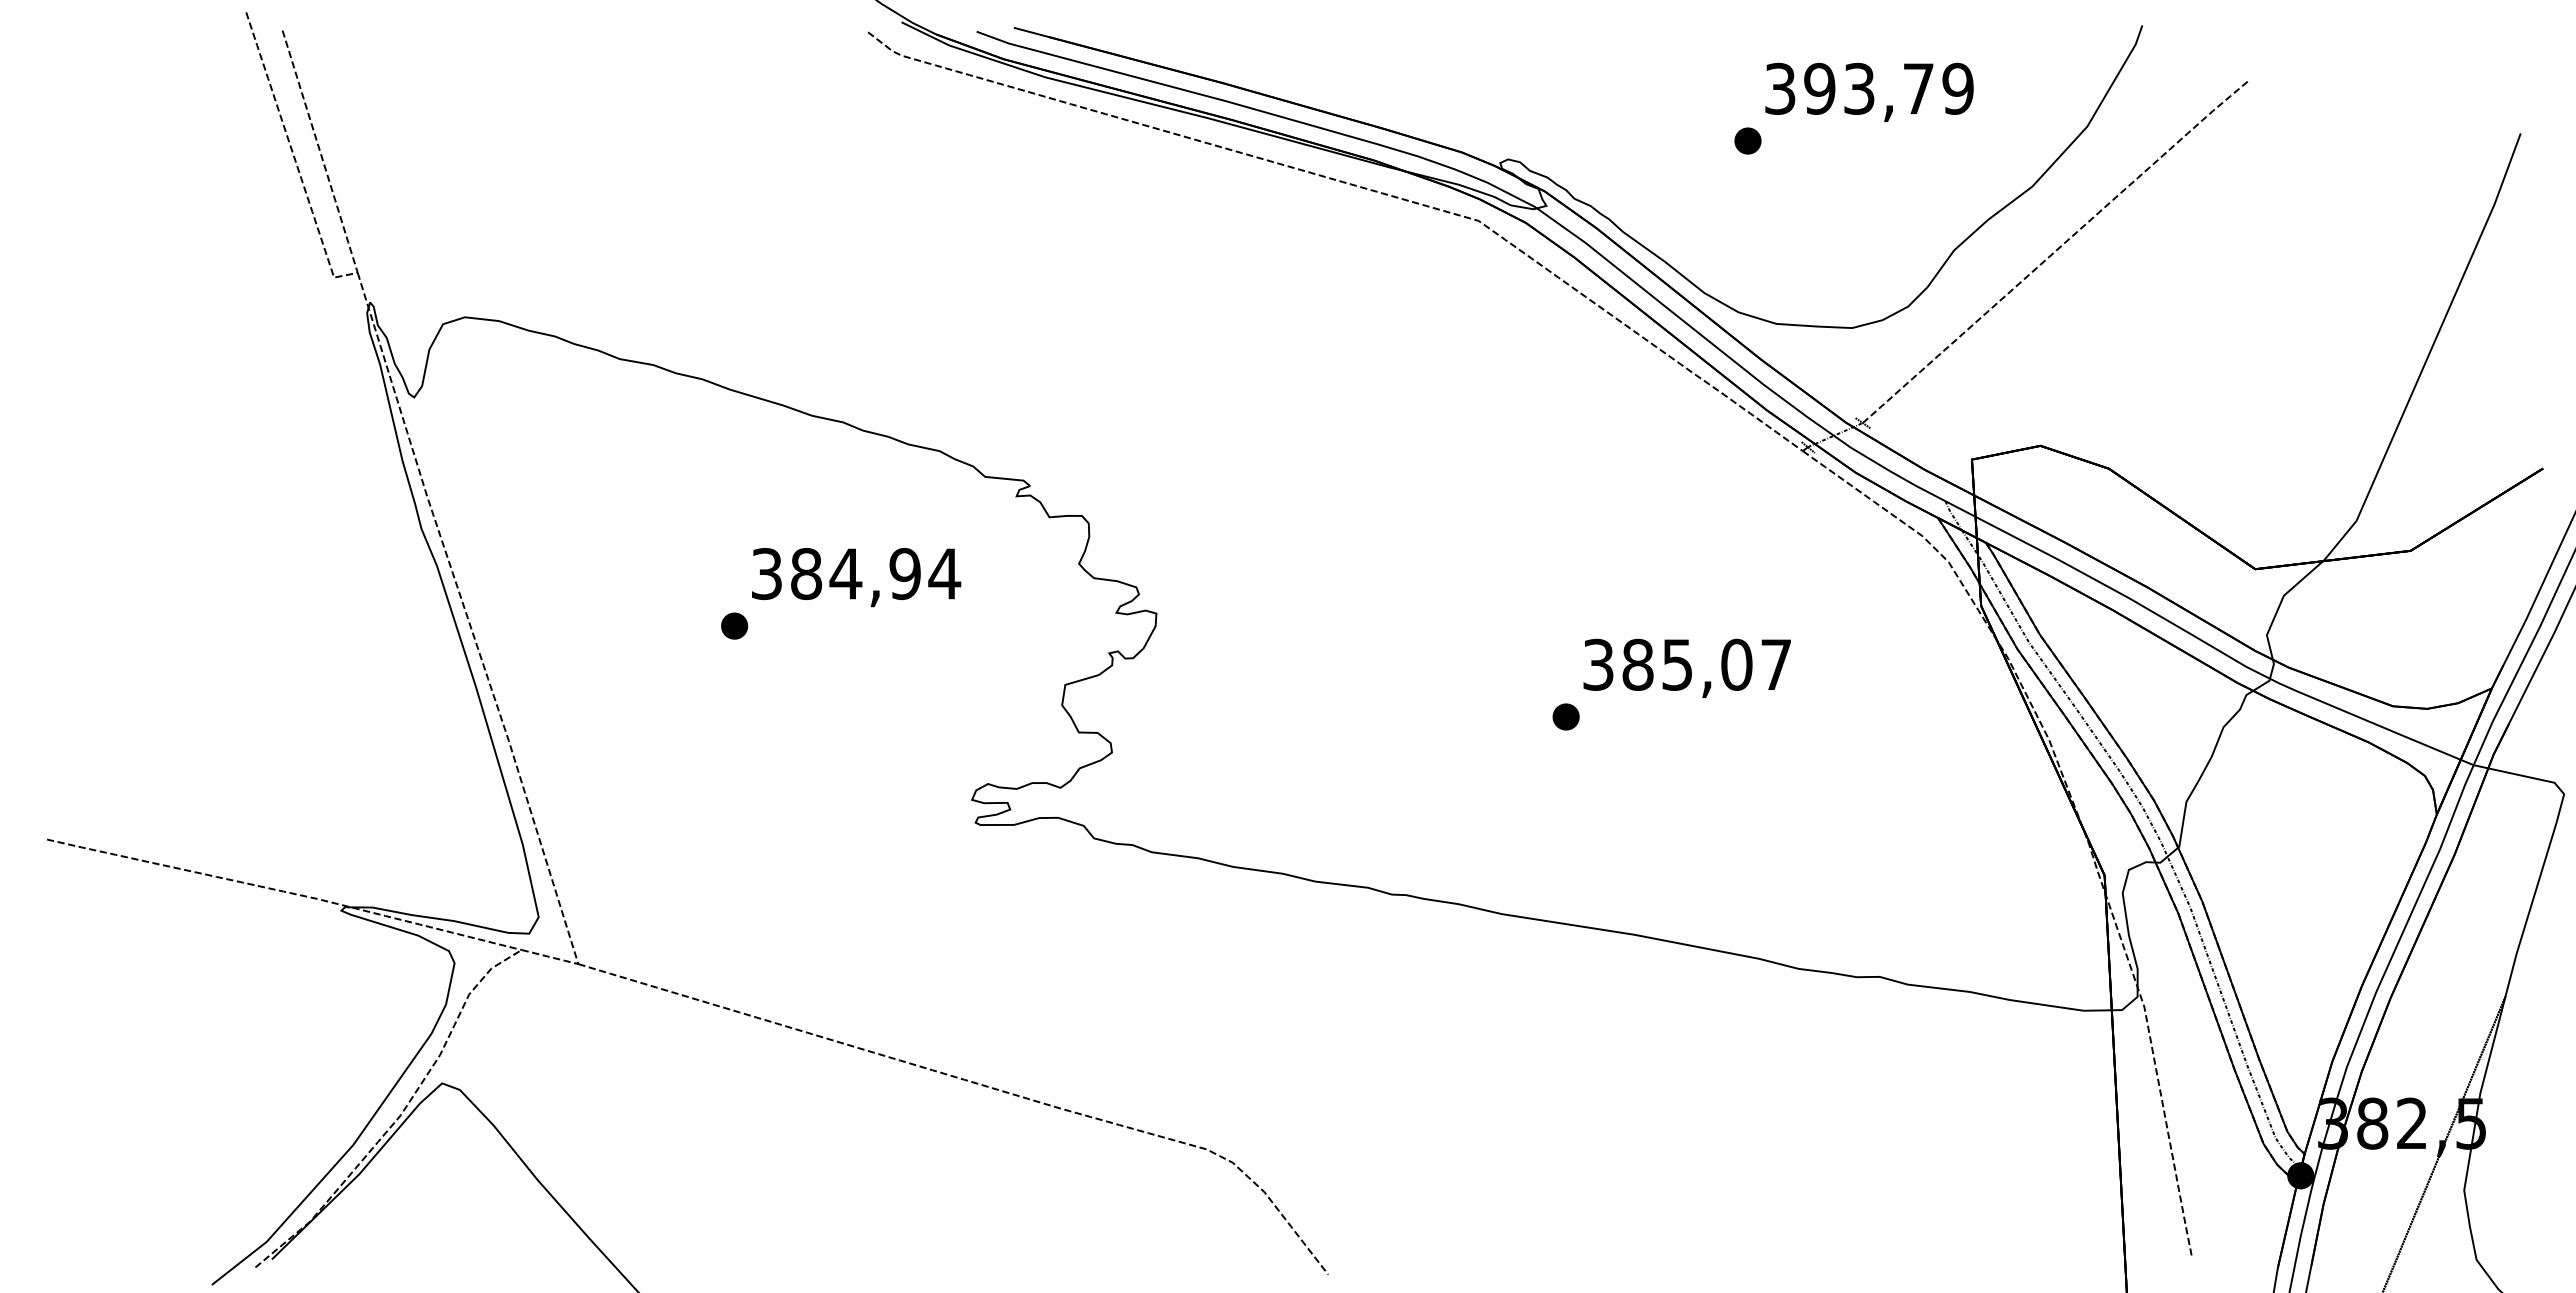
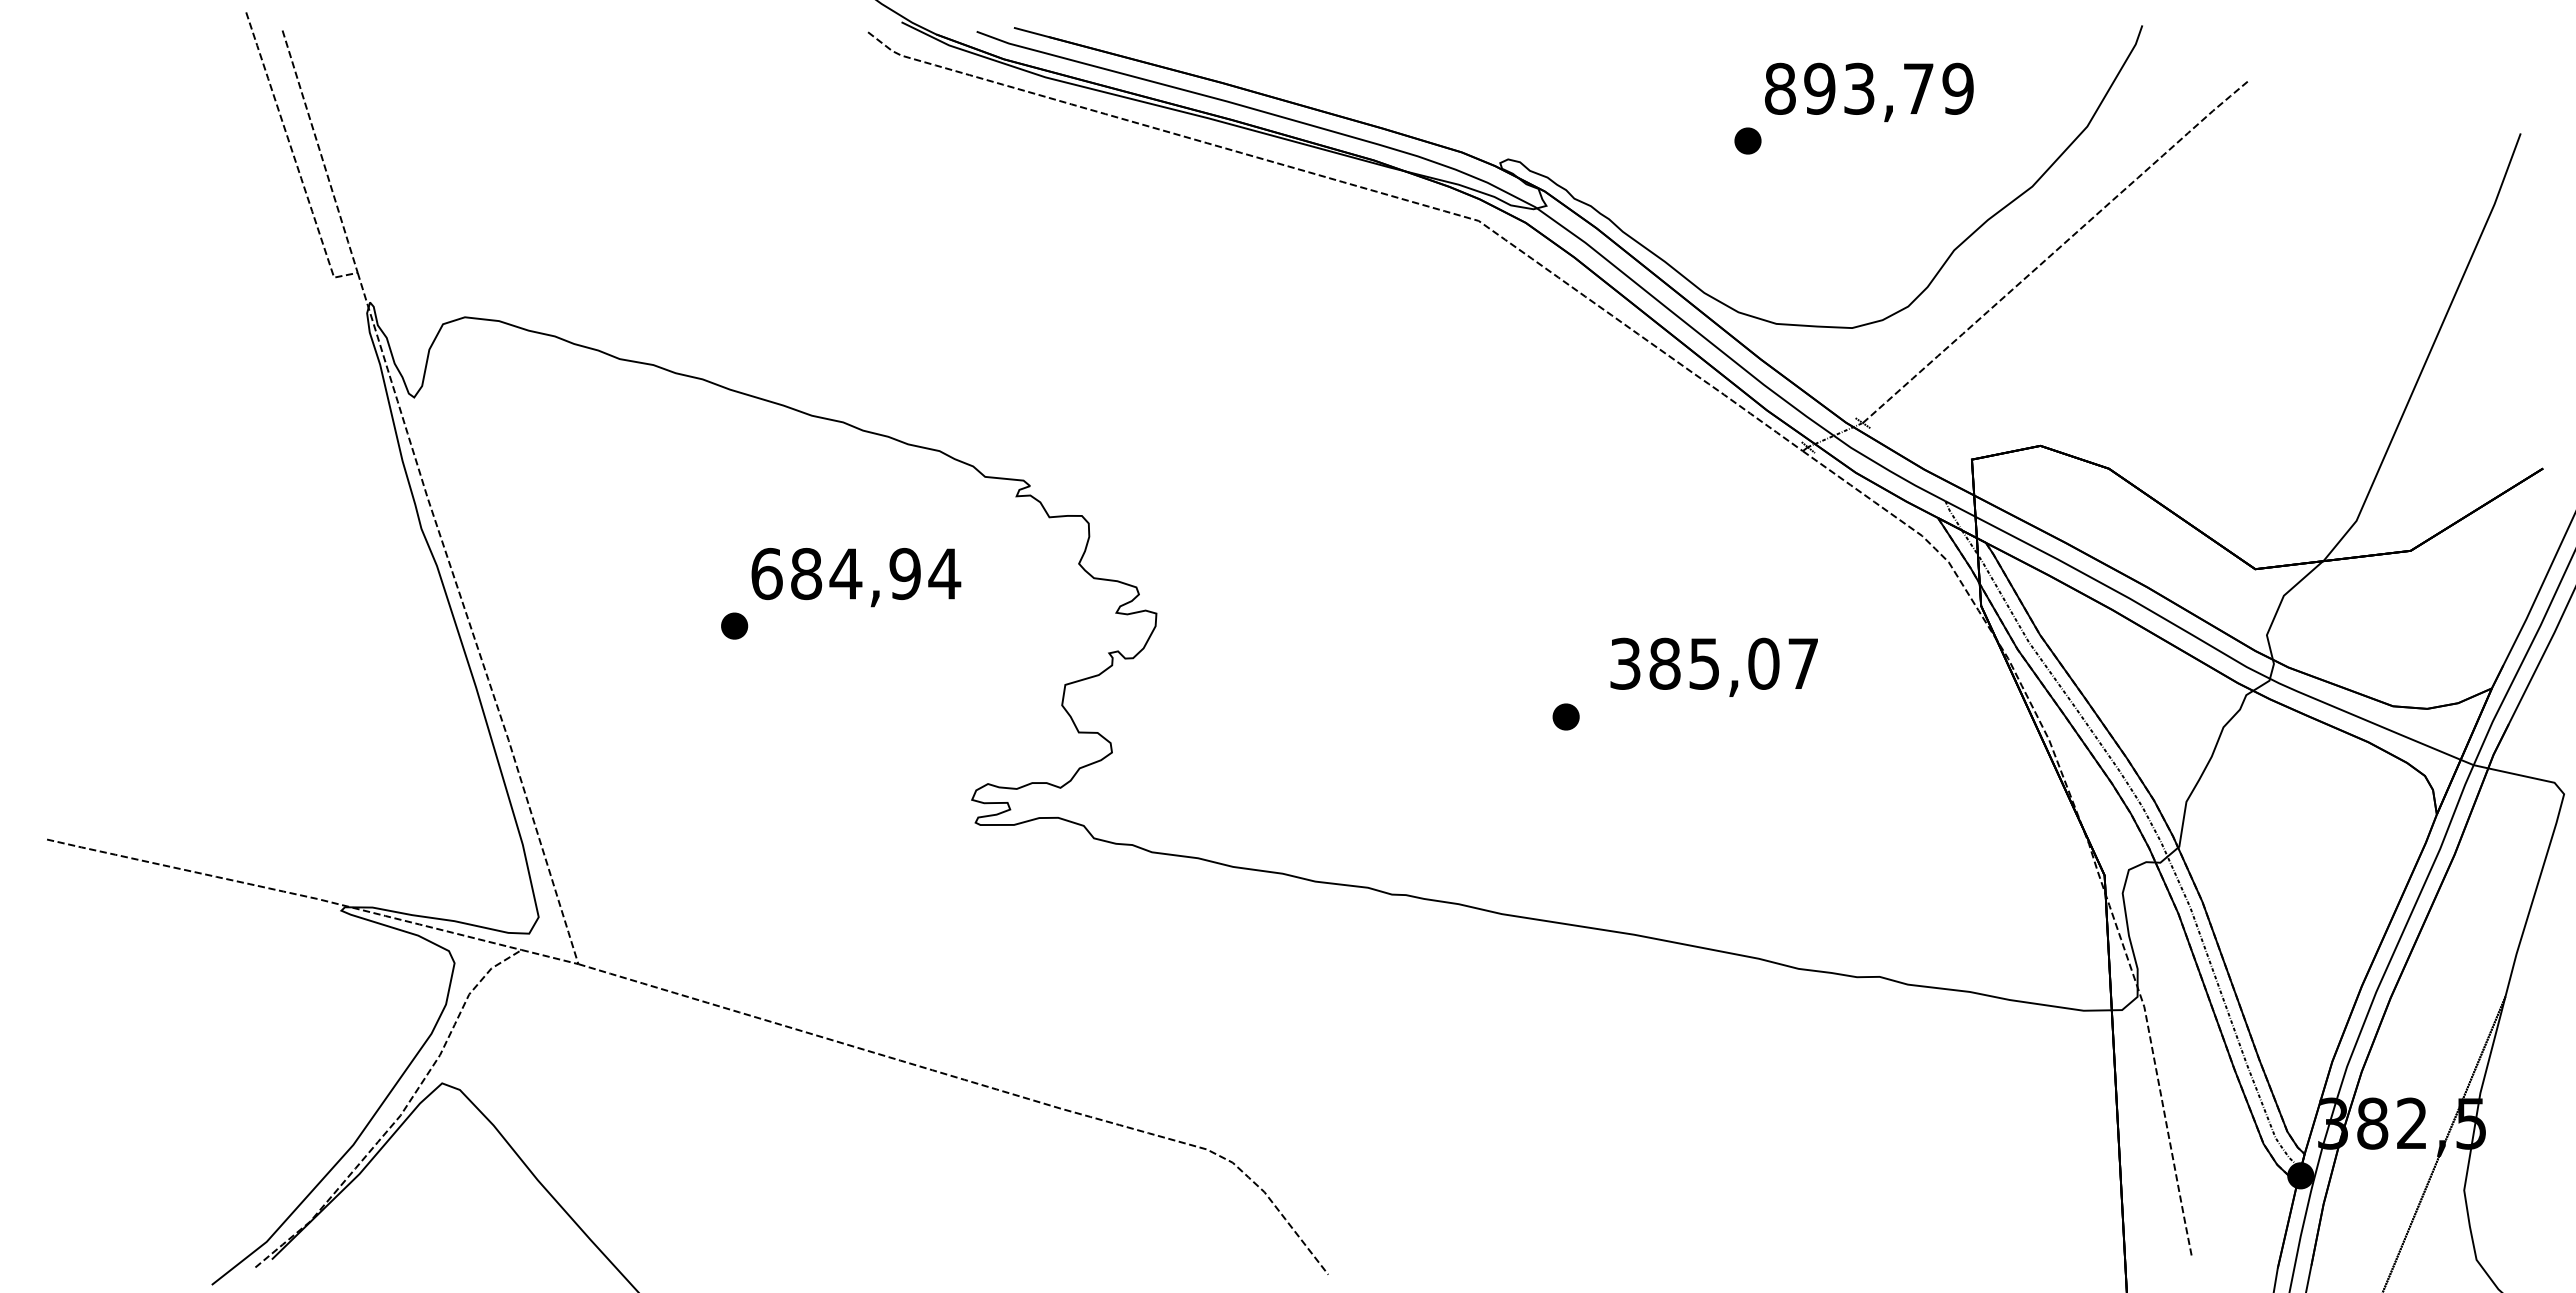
text: 393,79 -> 893,79 (1780, 88)
text: 384,94 -> 684,94 (766, 573)
text position: (1686, 667) -> (1713, 666) (1713, 666)
